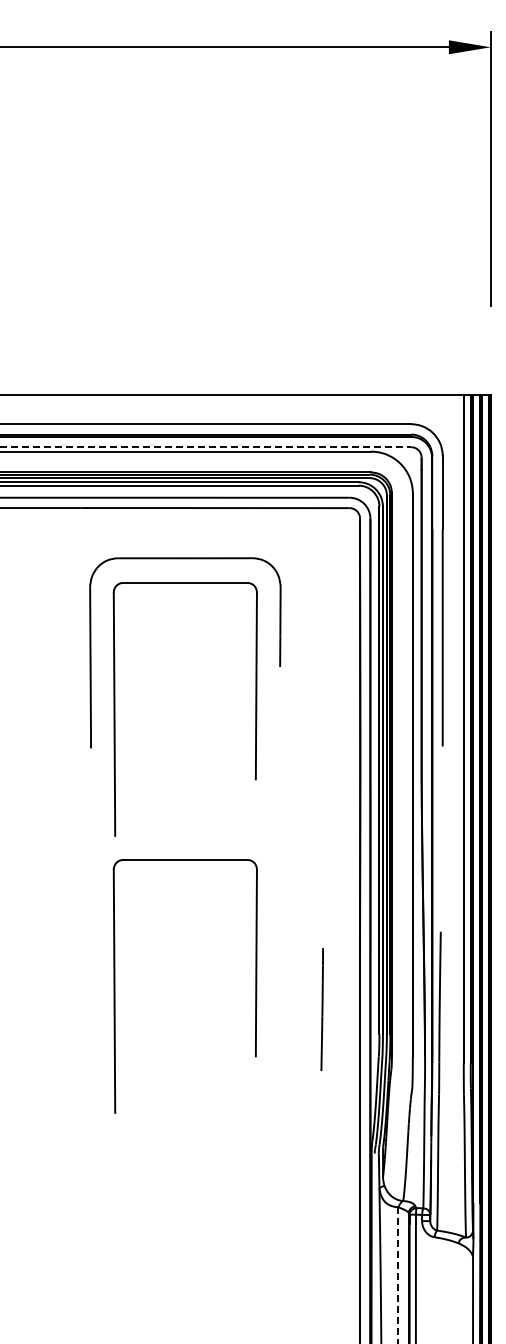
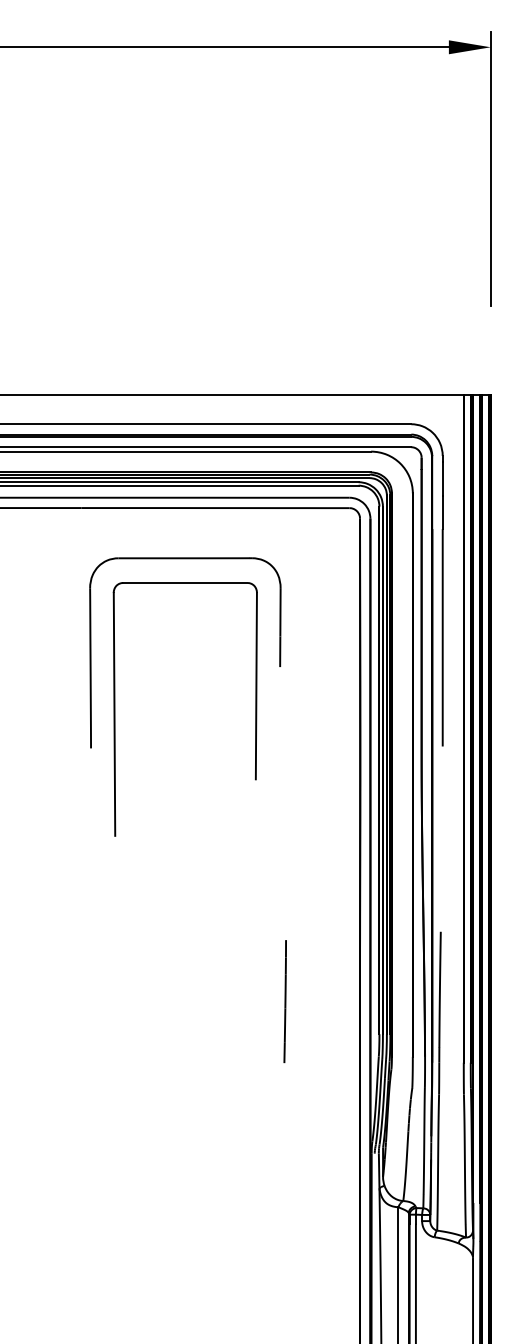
line: dashed -> solid (206, 447)
part: present -> none (115, 986)
line position: (321, 1009) -> (284, 1001) (284, 1001)
line: dashed -> solid (398, 1275)
